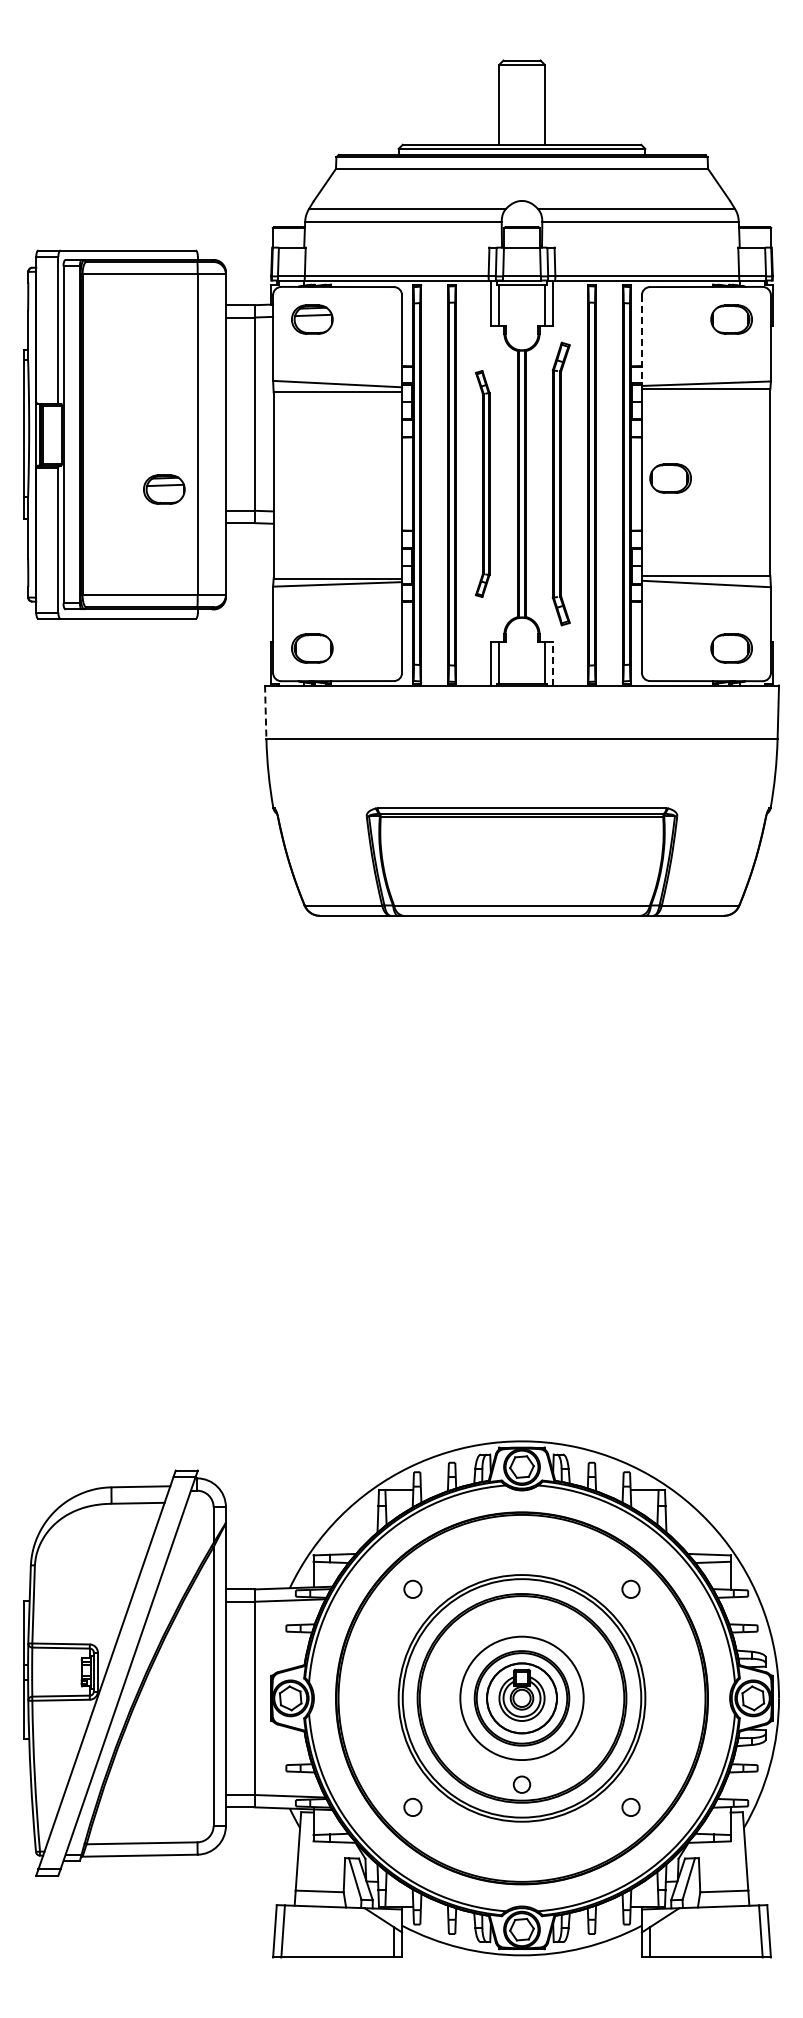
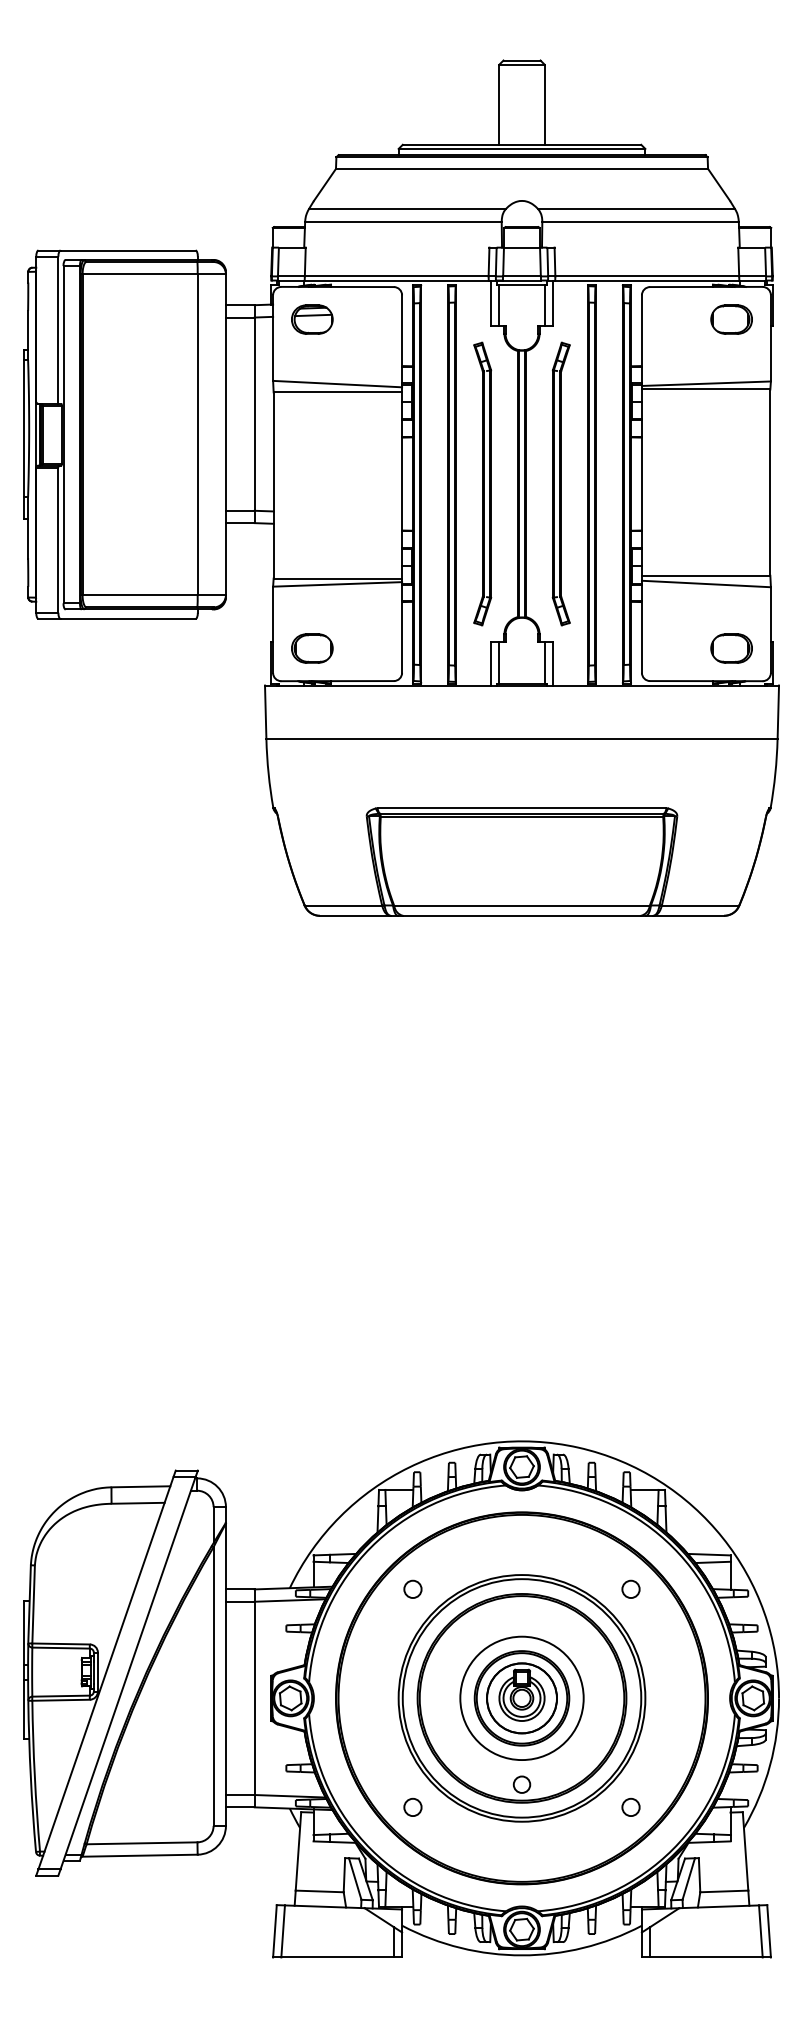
line: dashed -> solid (641, 341)
part: present -> none (670, 478)
part size: 16x228 px -> 20x286 px (482, 483)
part: present -> none (164, 489)
line: dashed -> solid (553, 663)
line: dashed -> solid (265, 712)
